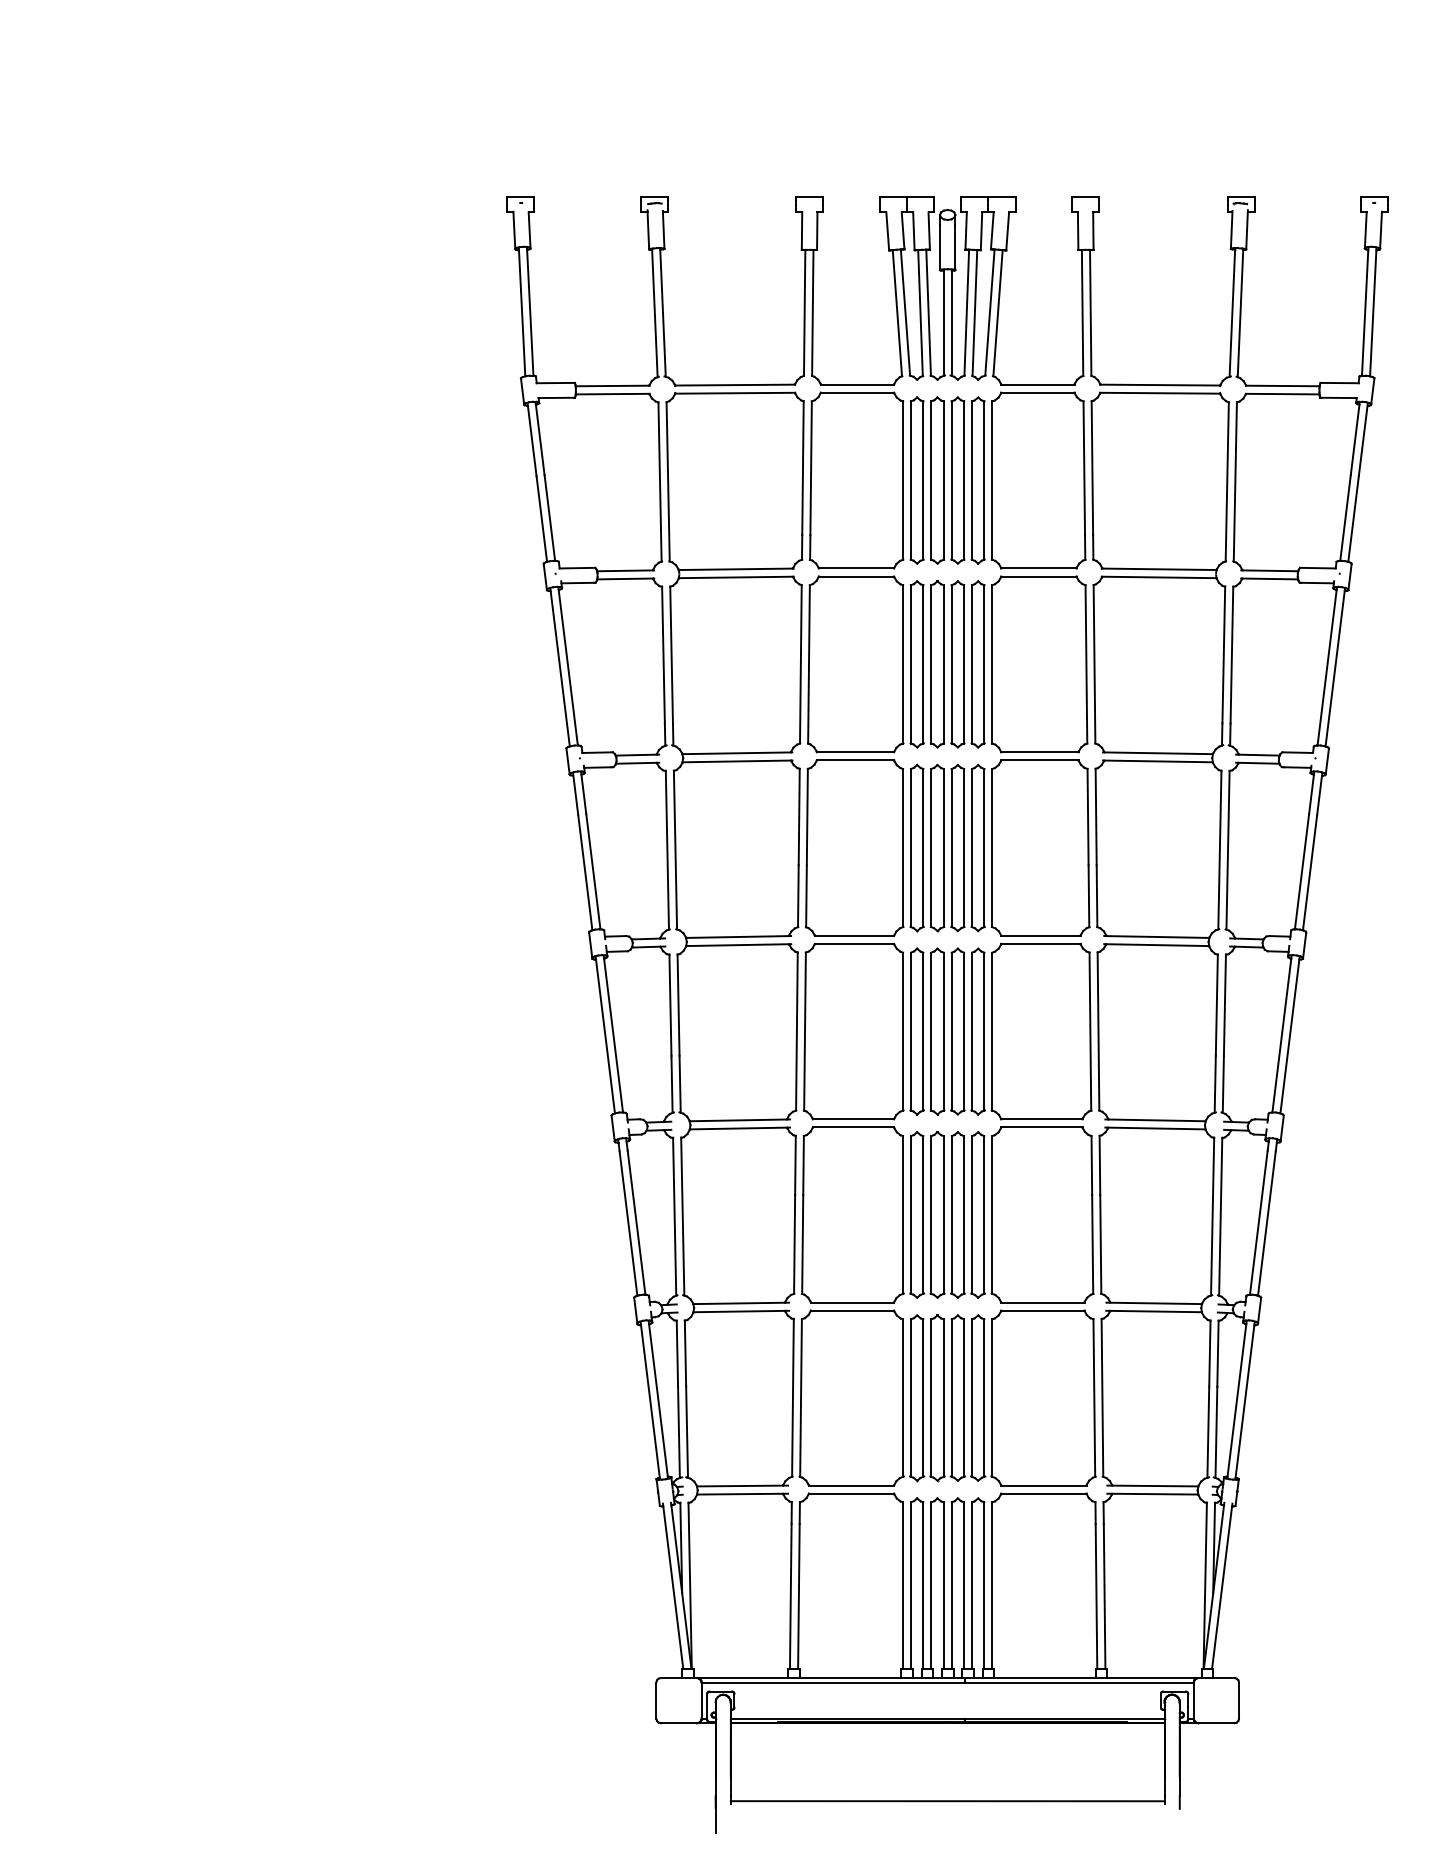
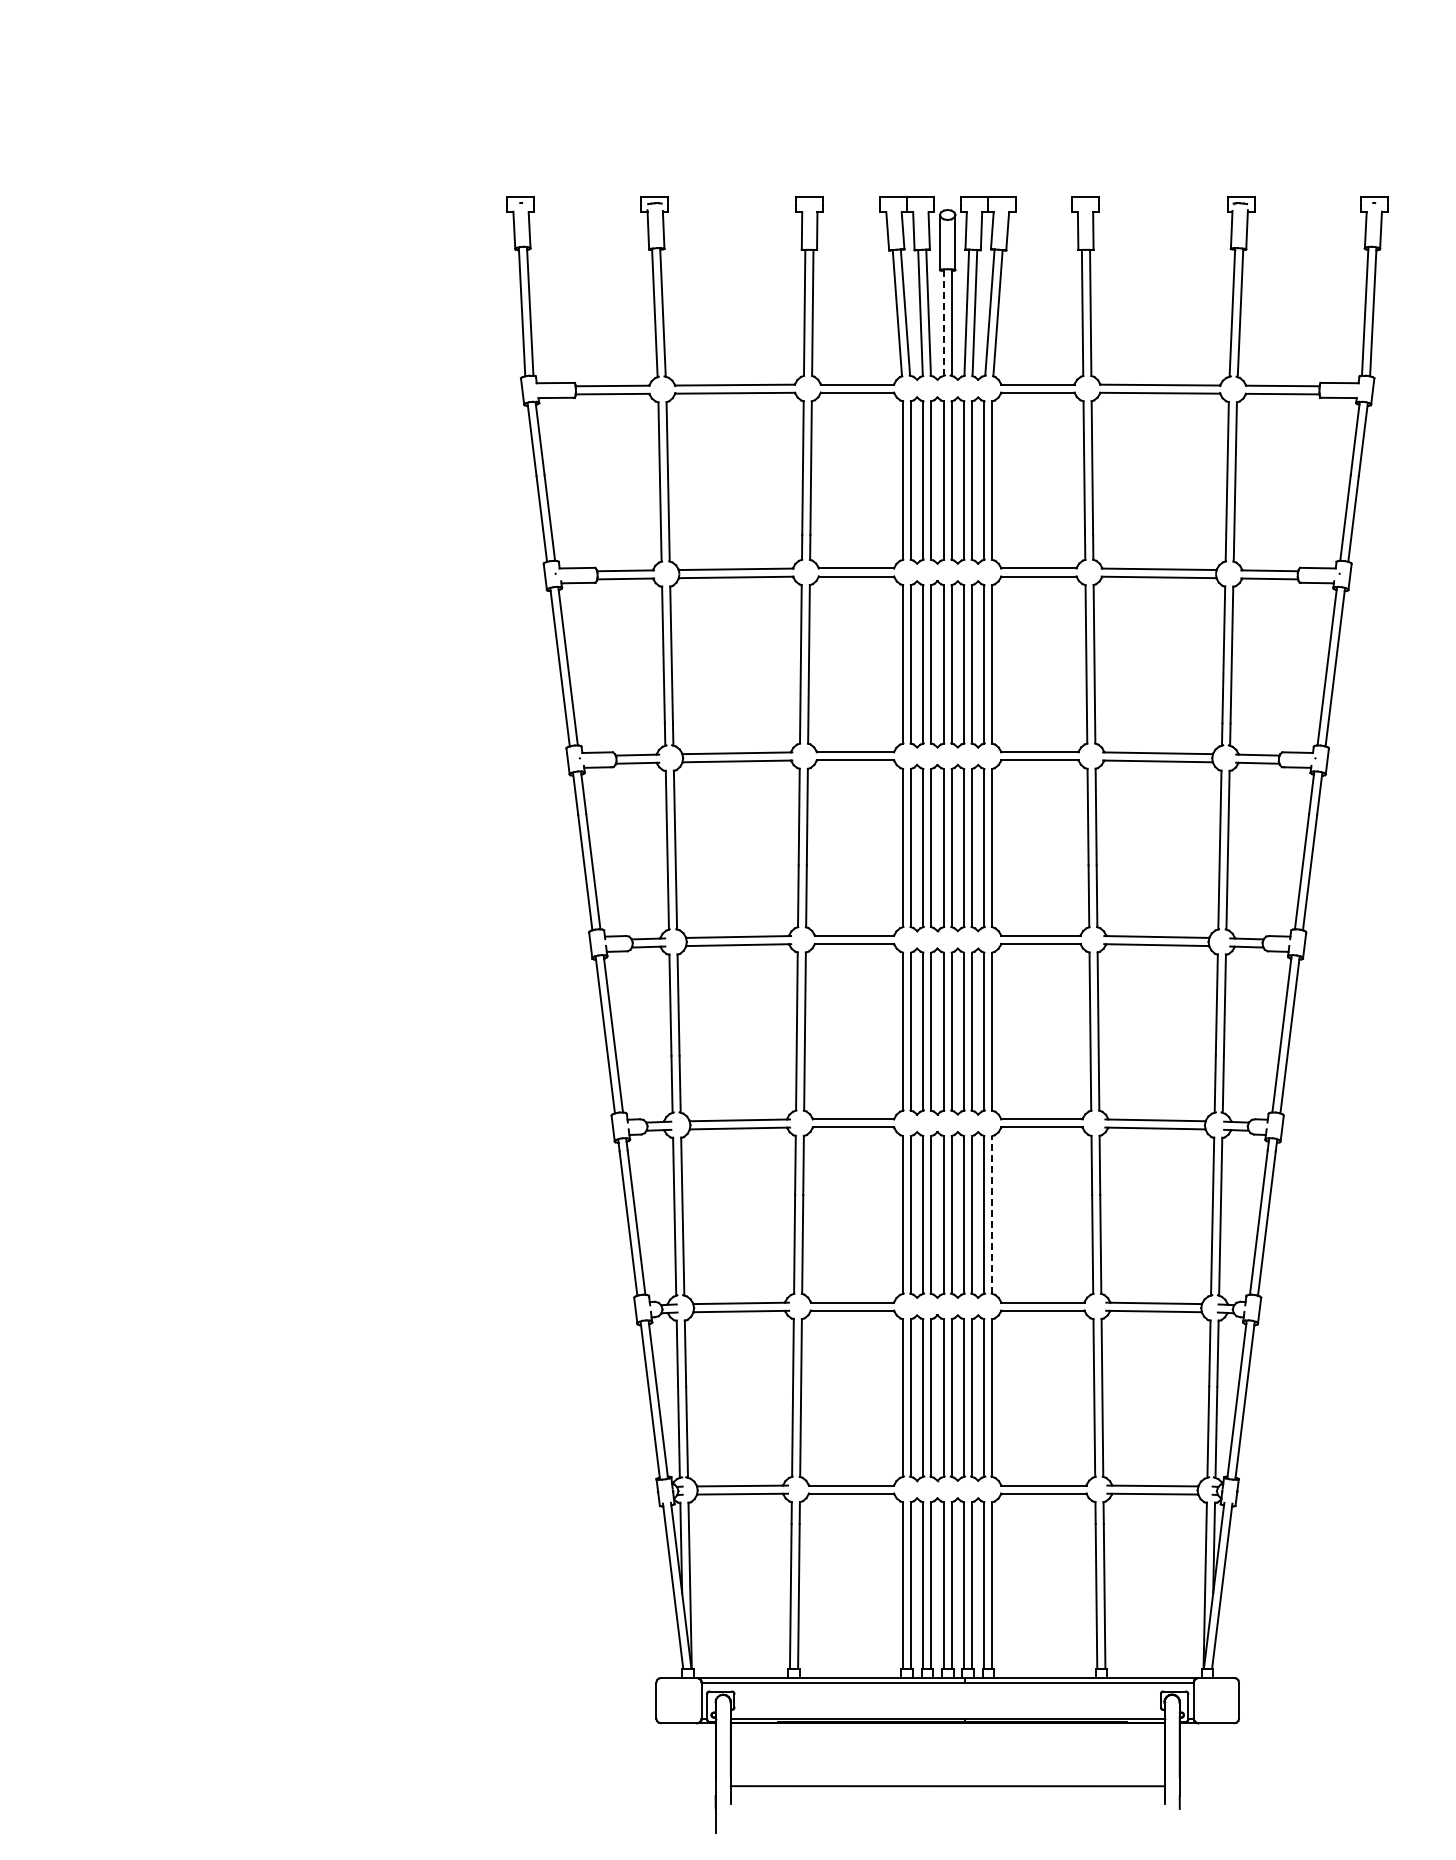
line: solid -> dashed (943, 323)
line: solid -> dashed (992, 1214)
line position: (947, 1801) -> (947, 1786) (947, 1786)
